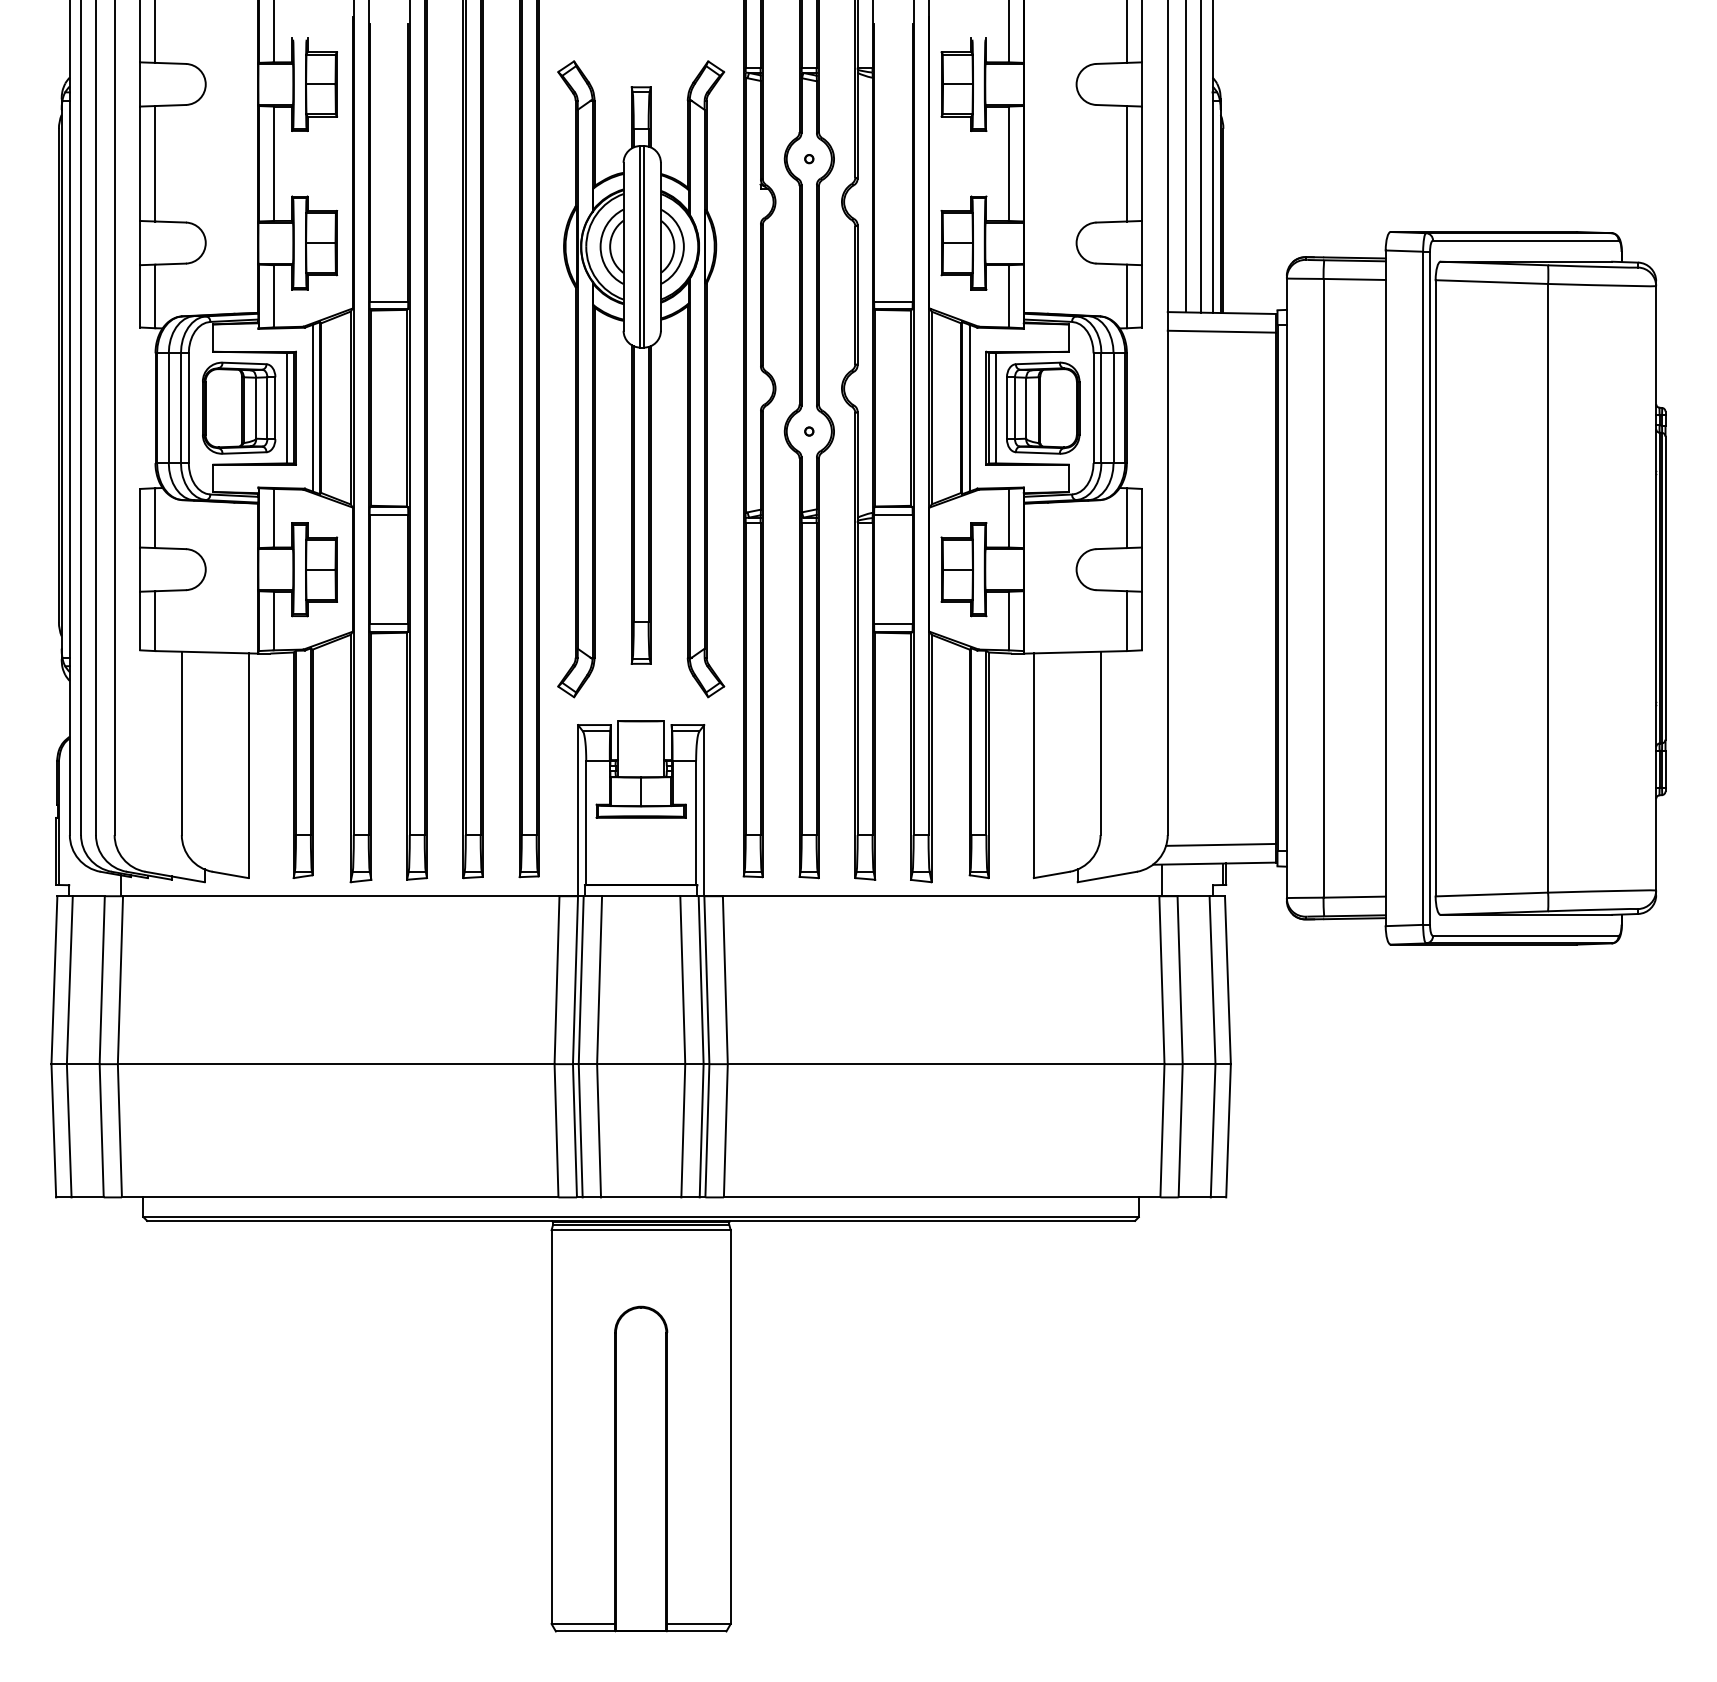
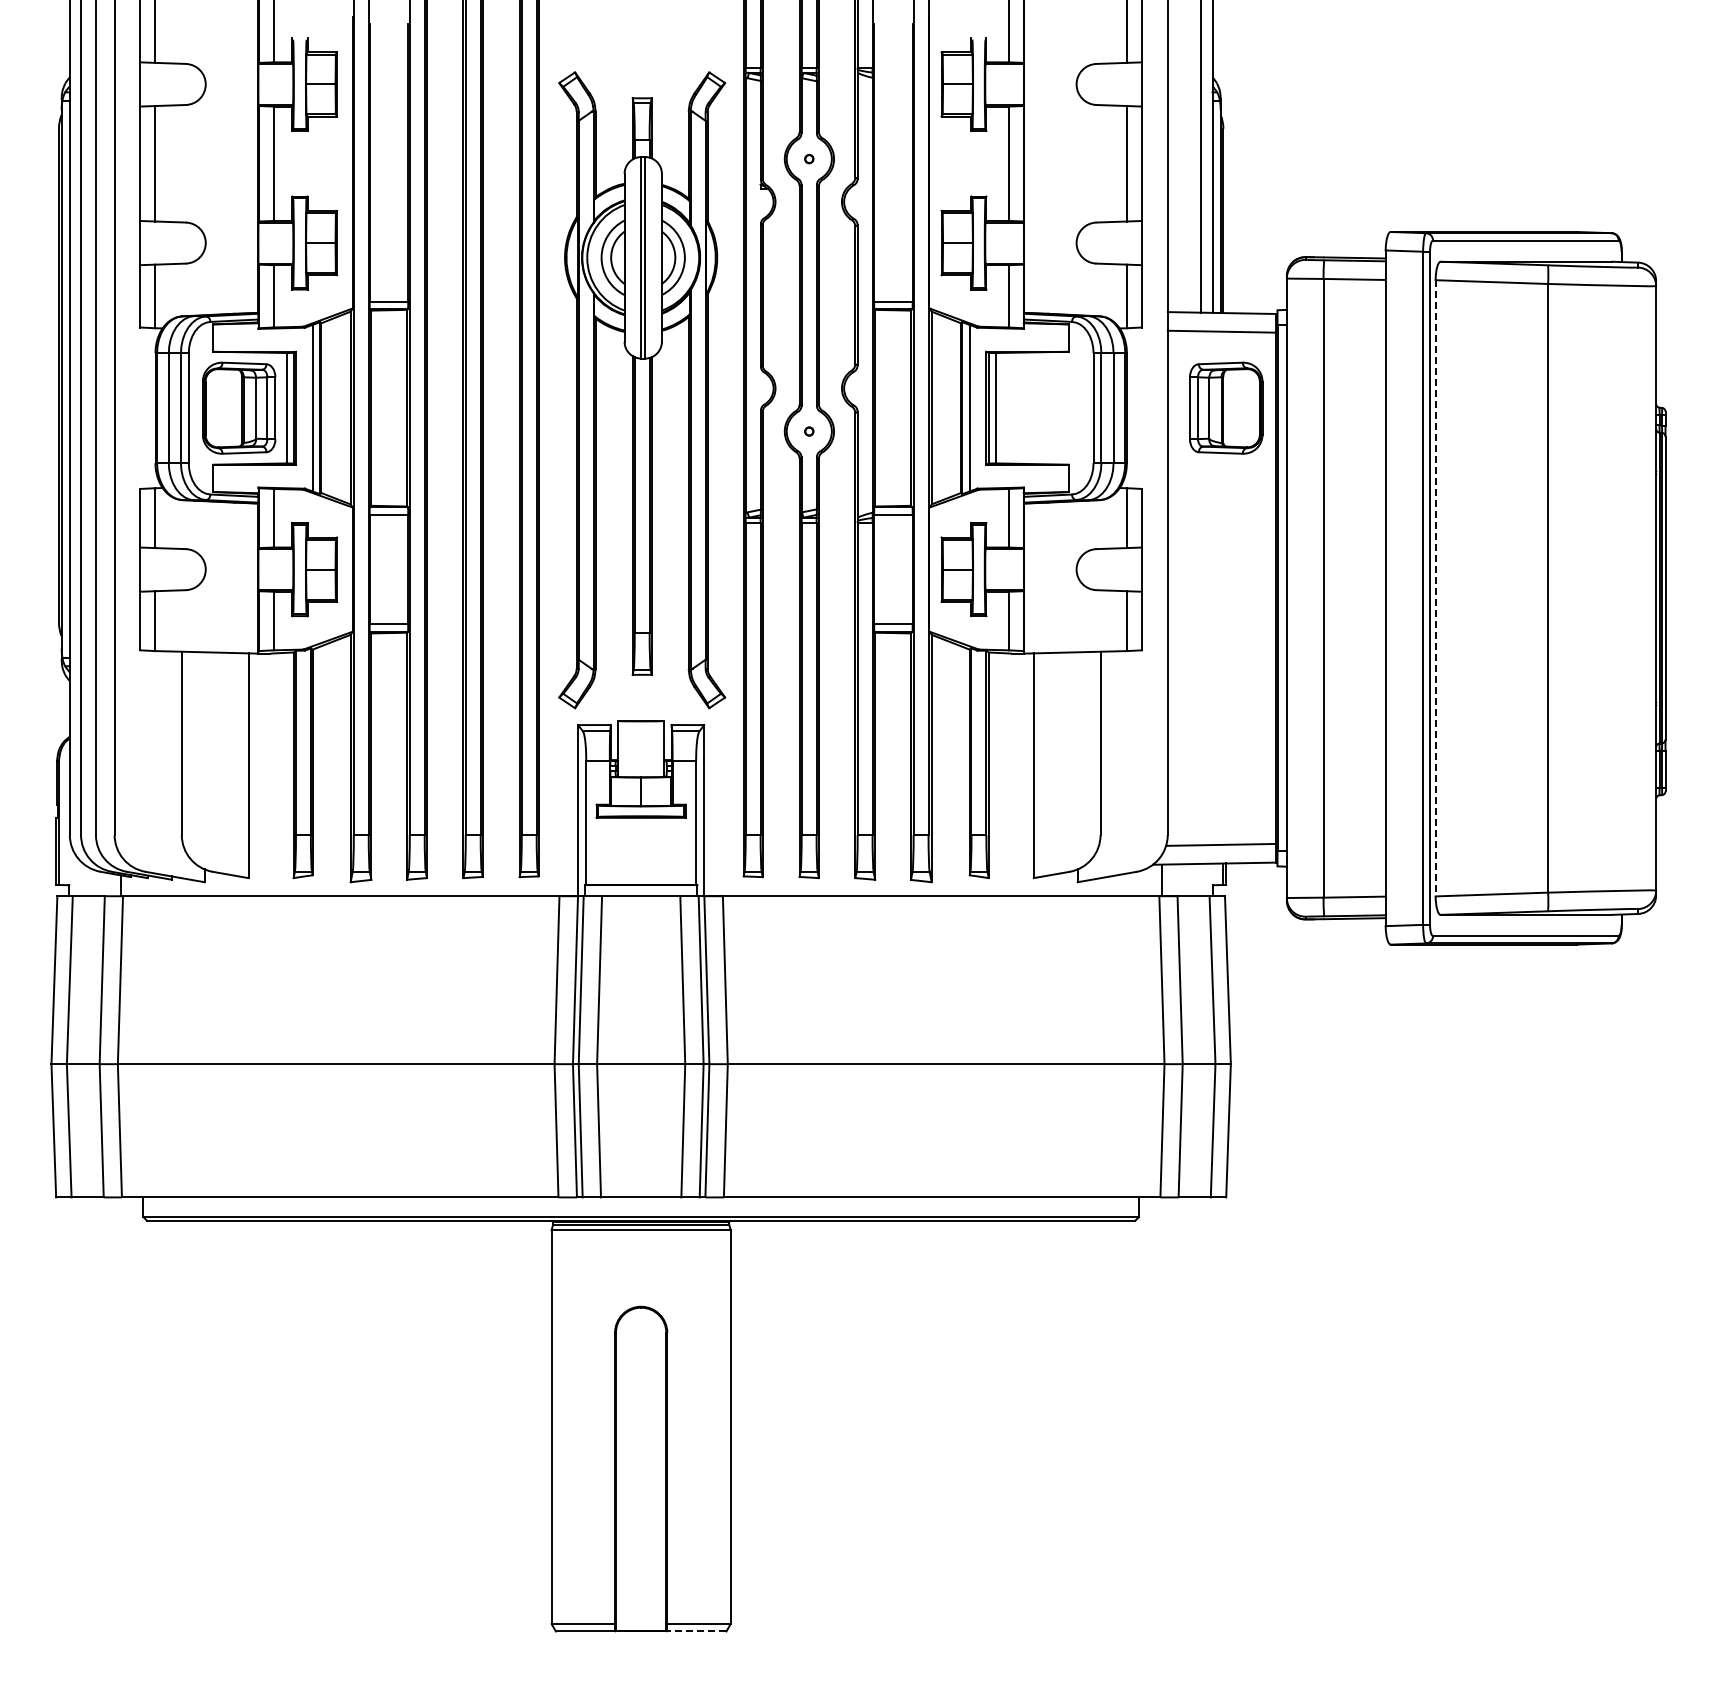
line: present -> none (1186, 157)
part position: (641, 379) -> (642, 390) (642, 390)
part position: (1043, 407) -> (1226, 407) (1226, 407)
line: solid -> dashed (1435, 588)
line: solid -> dashed (696, 1631)
